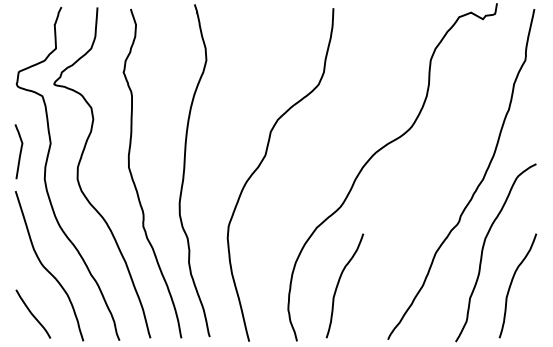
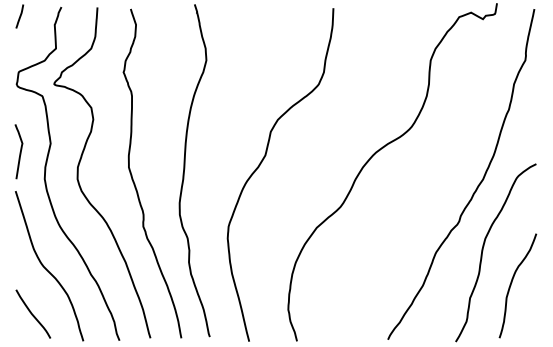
line: none -> present (19, 16)
curve: present -> none (339, 282)
